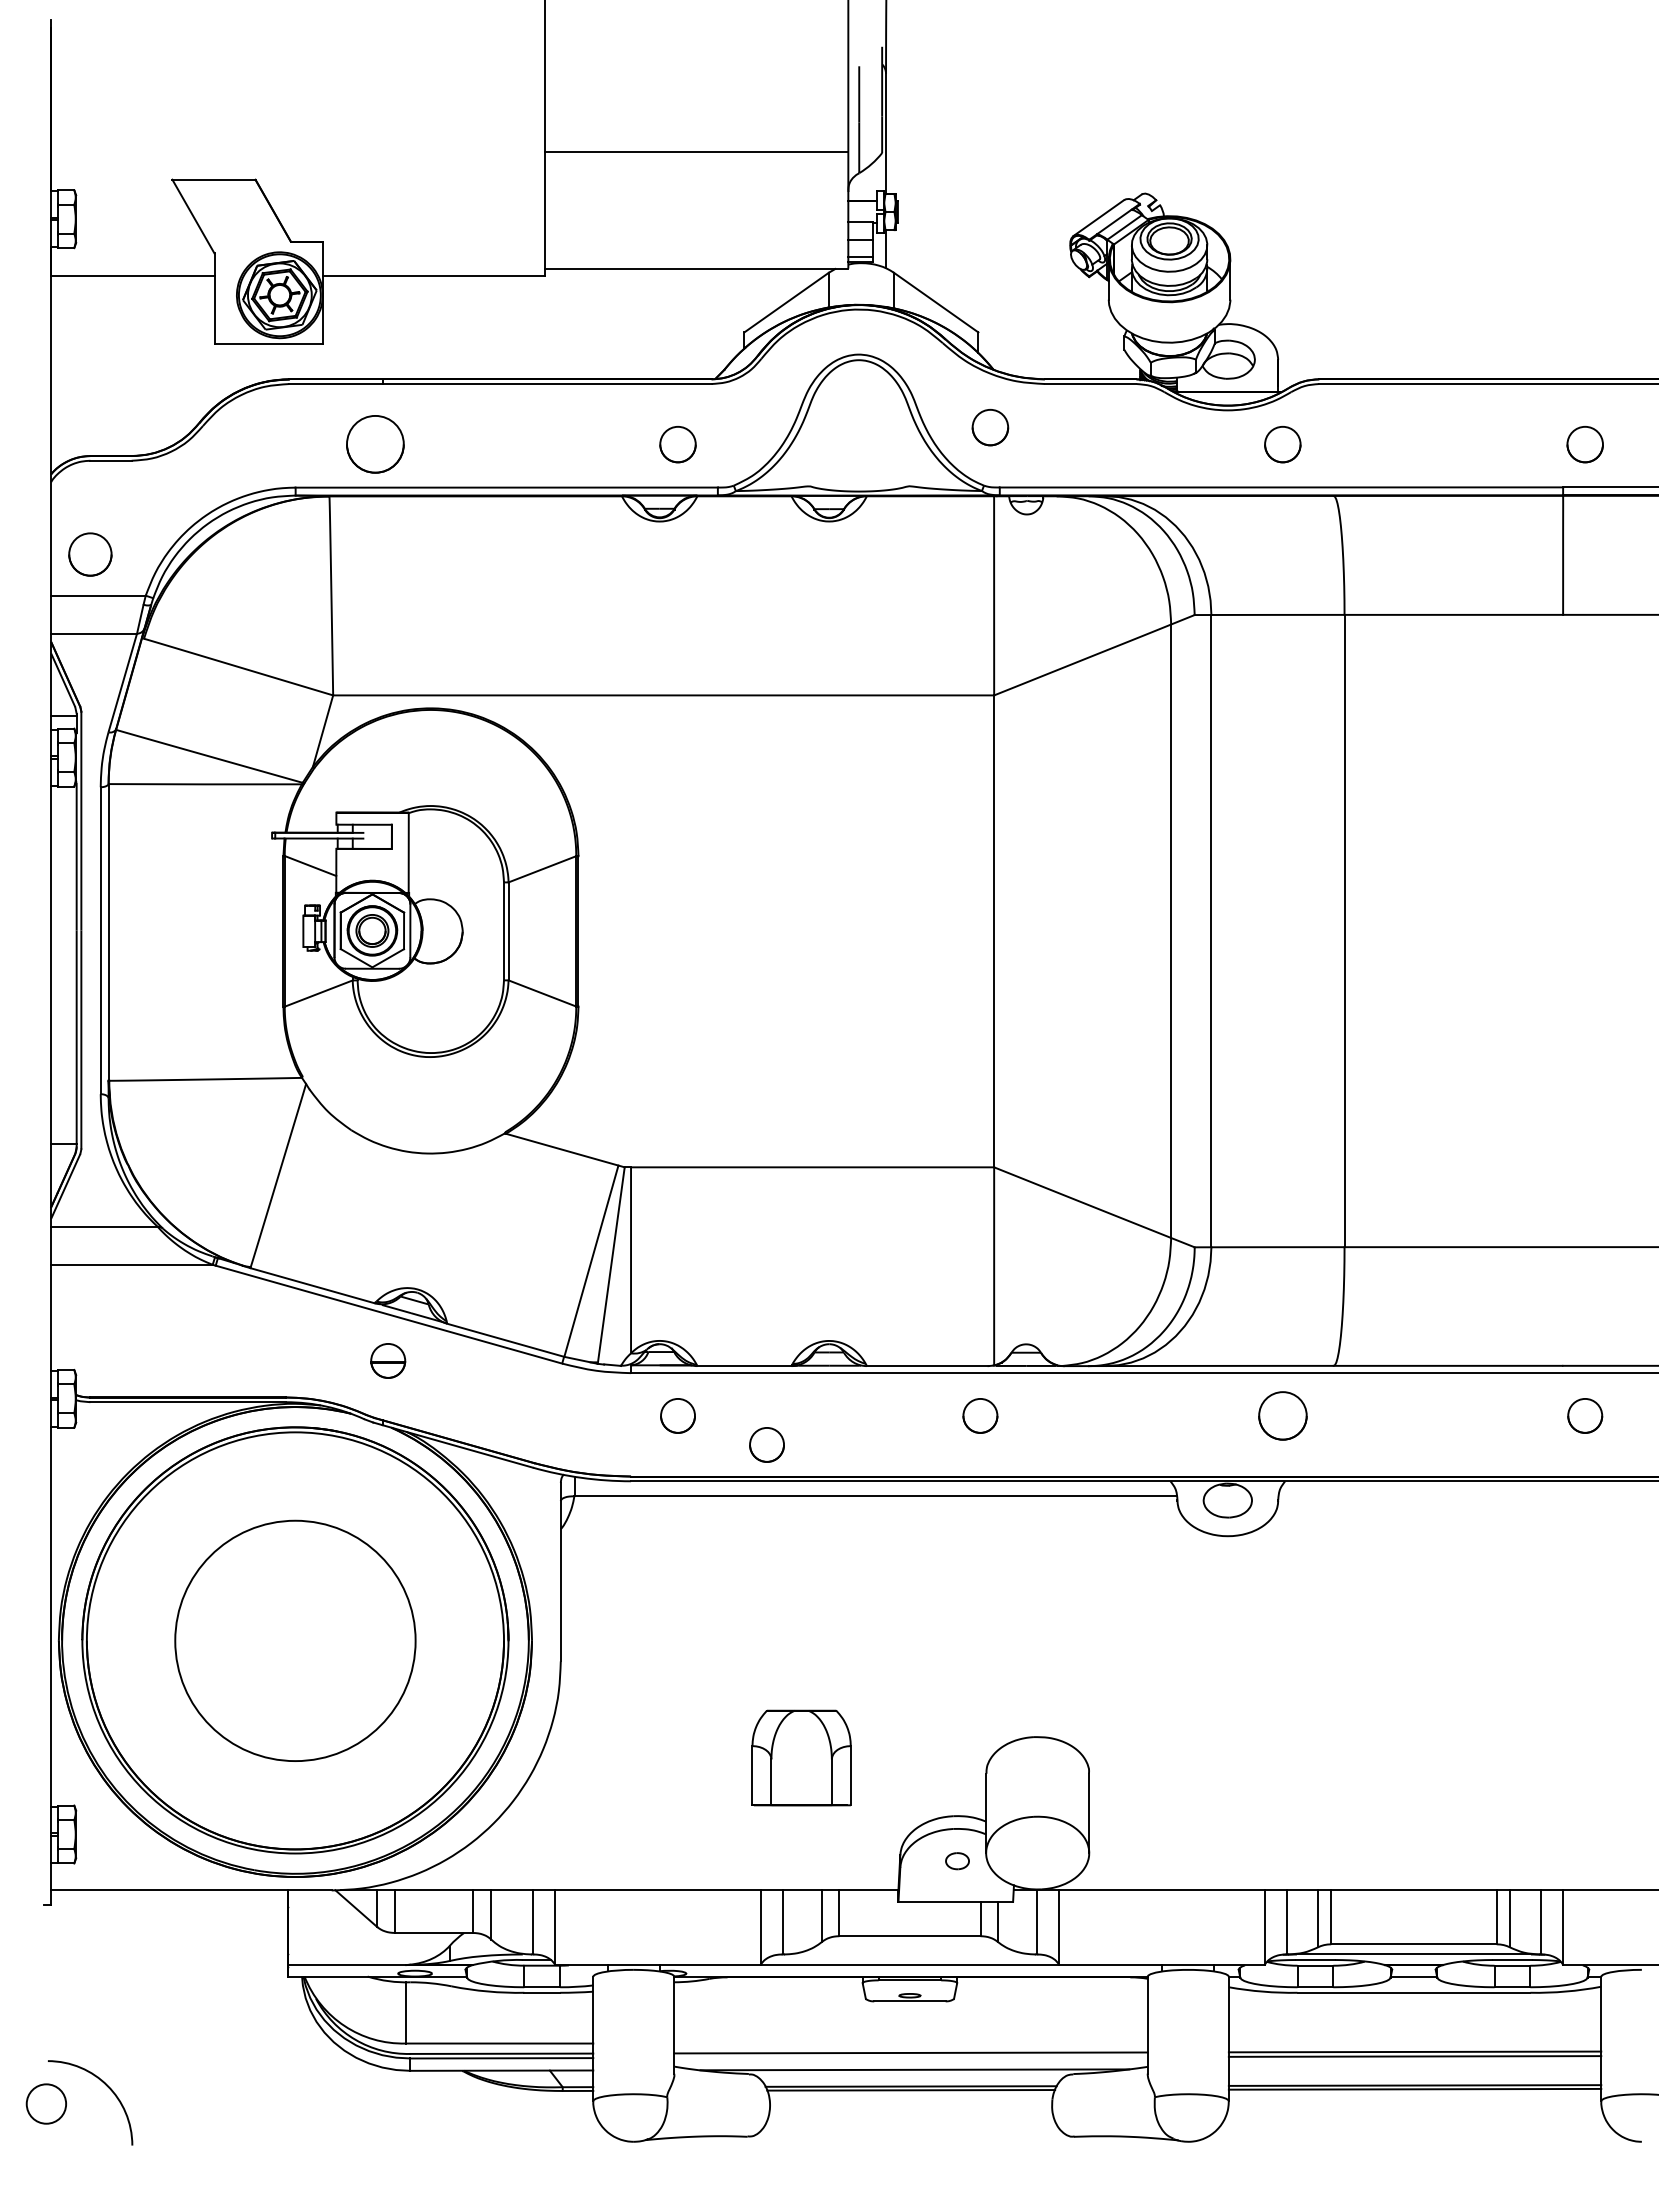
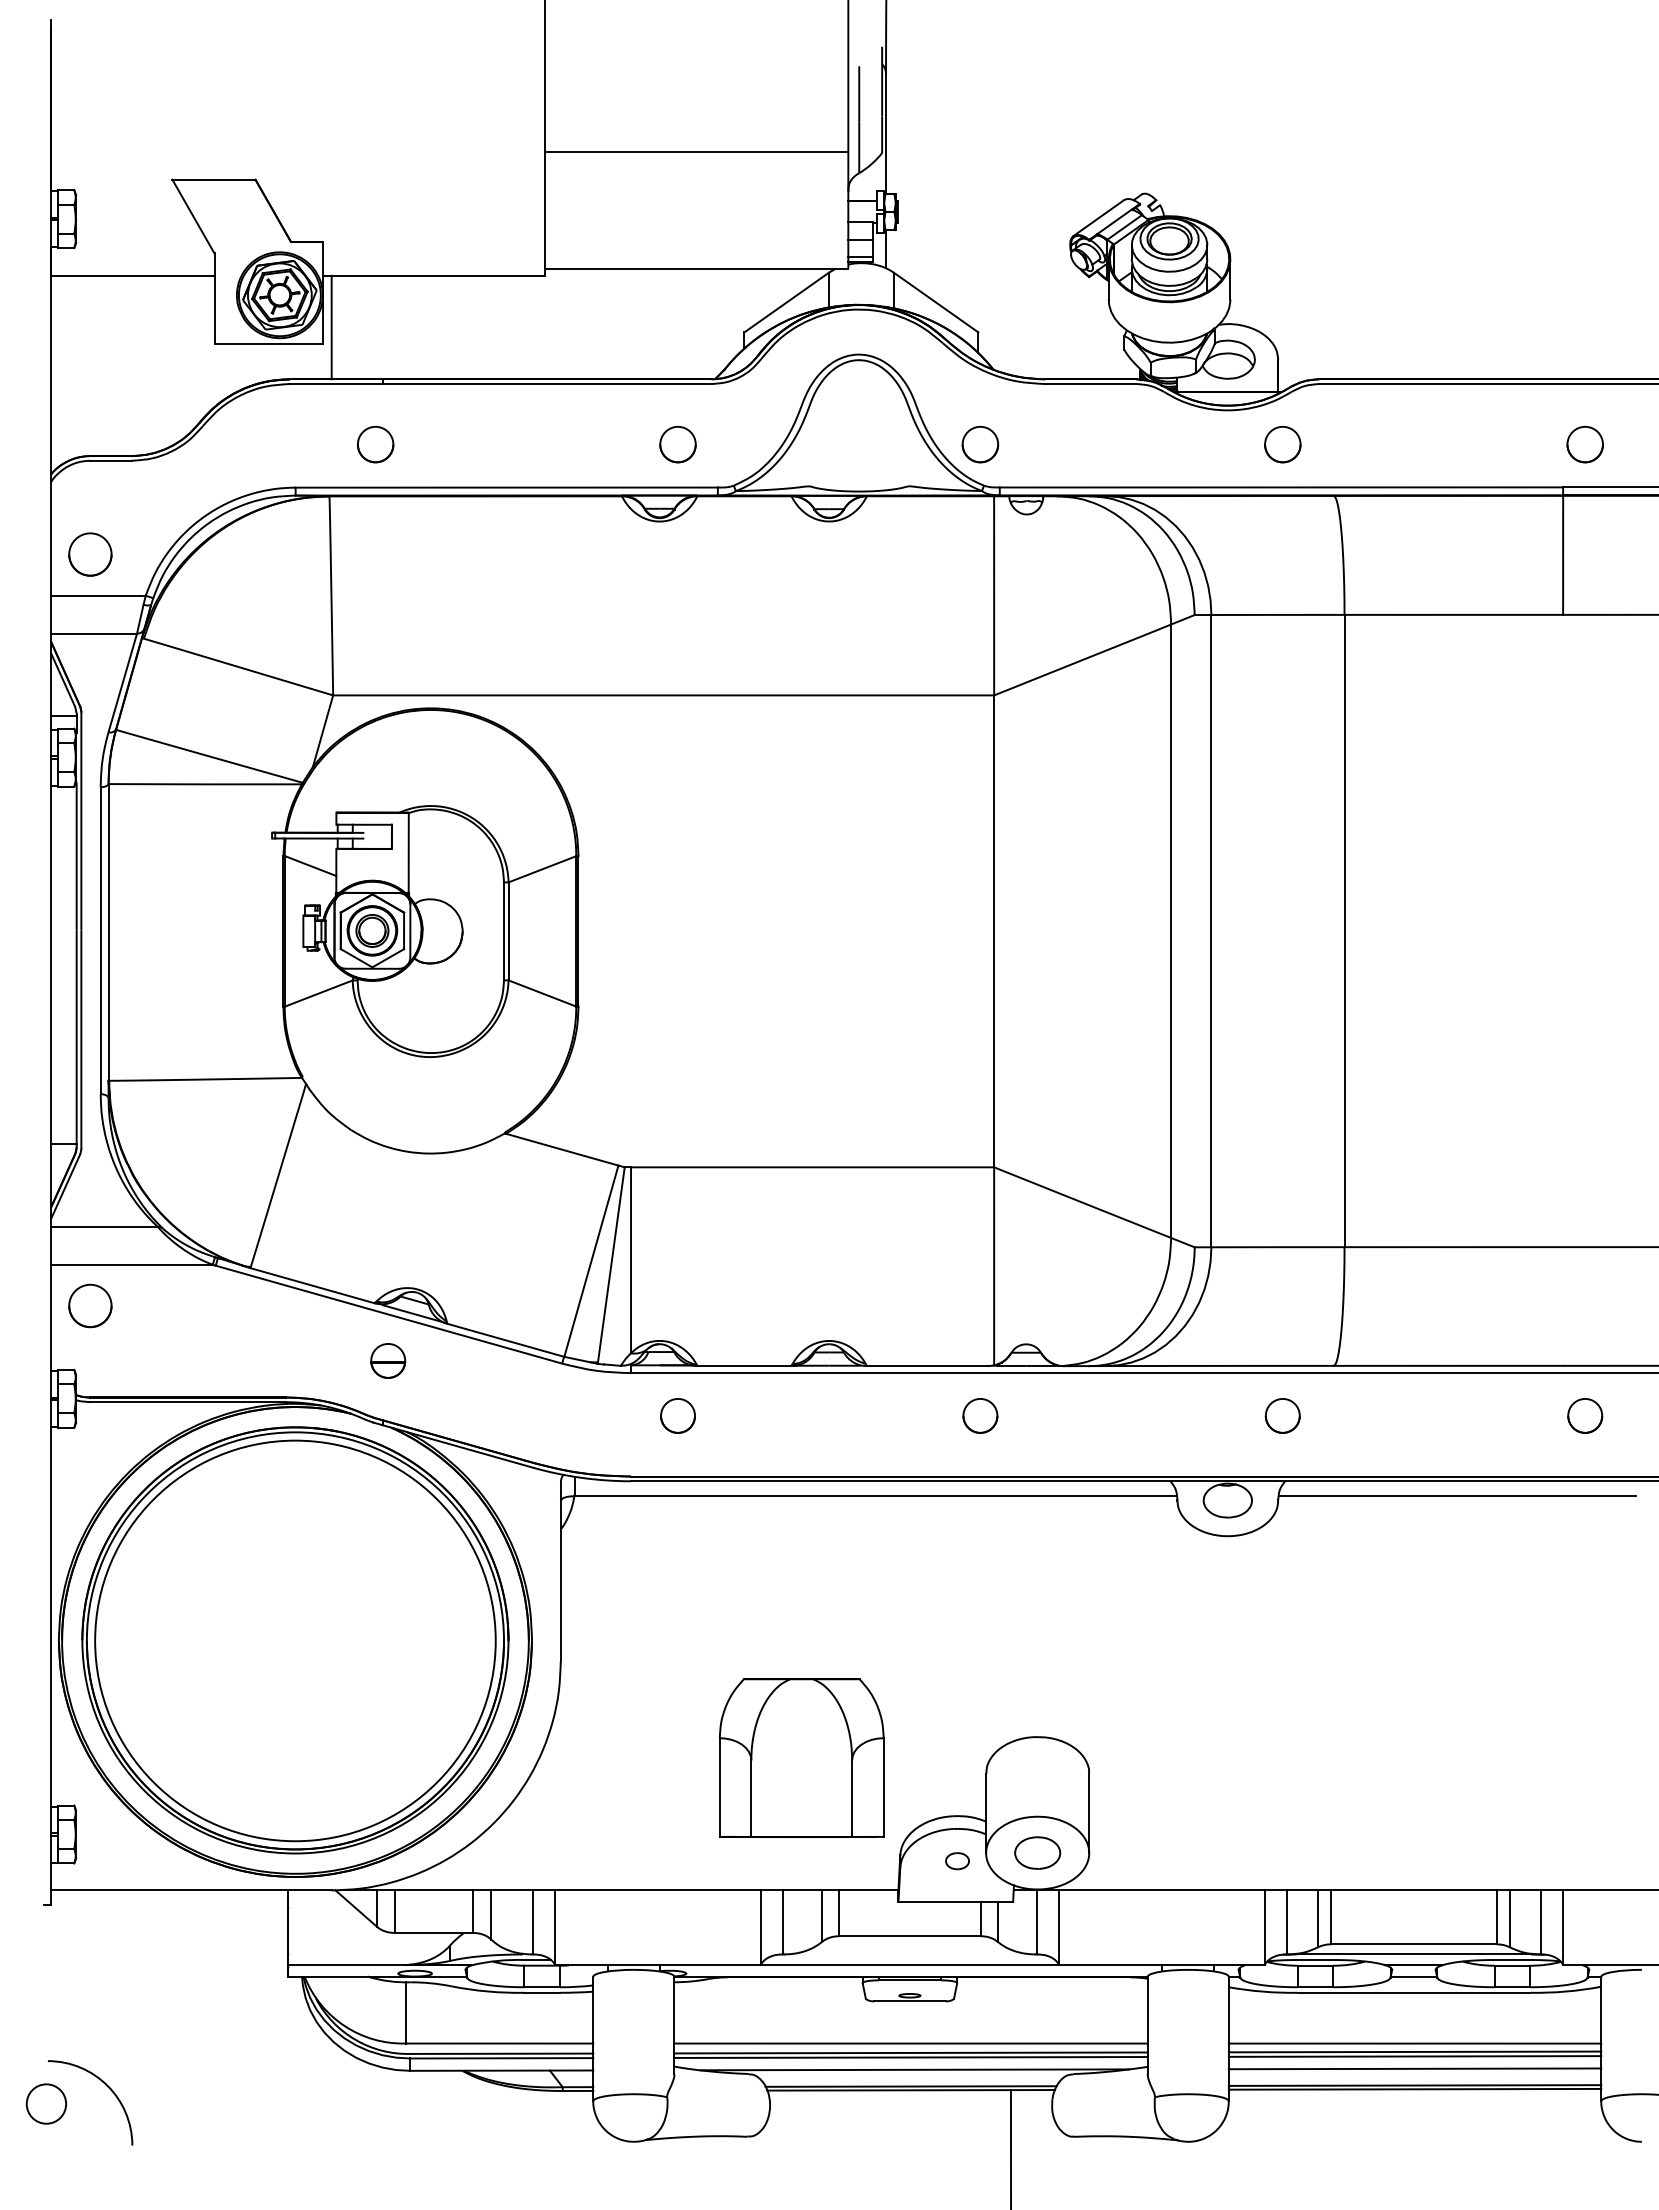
line: none -> present (331, 327)
part position: (990, 427) -> (980, 444) (980, 444)
circle size: 59x59 px -> 38x38 px (375, 444)
part: none -> present (90, 1305)
part size: 50x50 px -> 37x36 px (1282, 1415)
circle: present -> none (766, 1444)
line: none -> present (1456, 1496)
circle diameter: 240 px -> 401 px (295, 1640)
part size: 101x98 px -> 167x160 px (801, 1757)
part: none -> present (1037, 1852)
line: none -> present (910, 2043)
line: none -> present (1414, 2043)
line: none -> present (910, 2057)
line: none -> present (1414, 2068)
line: none -> present (1010, 2148)
